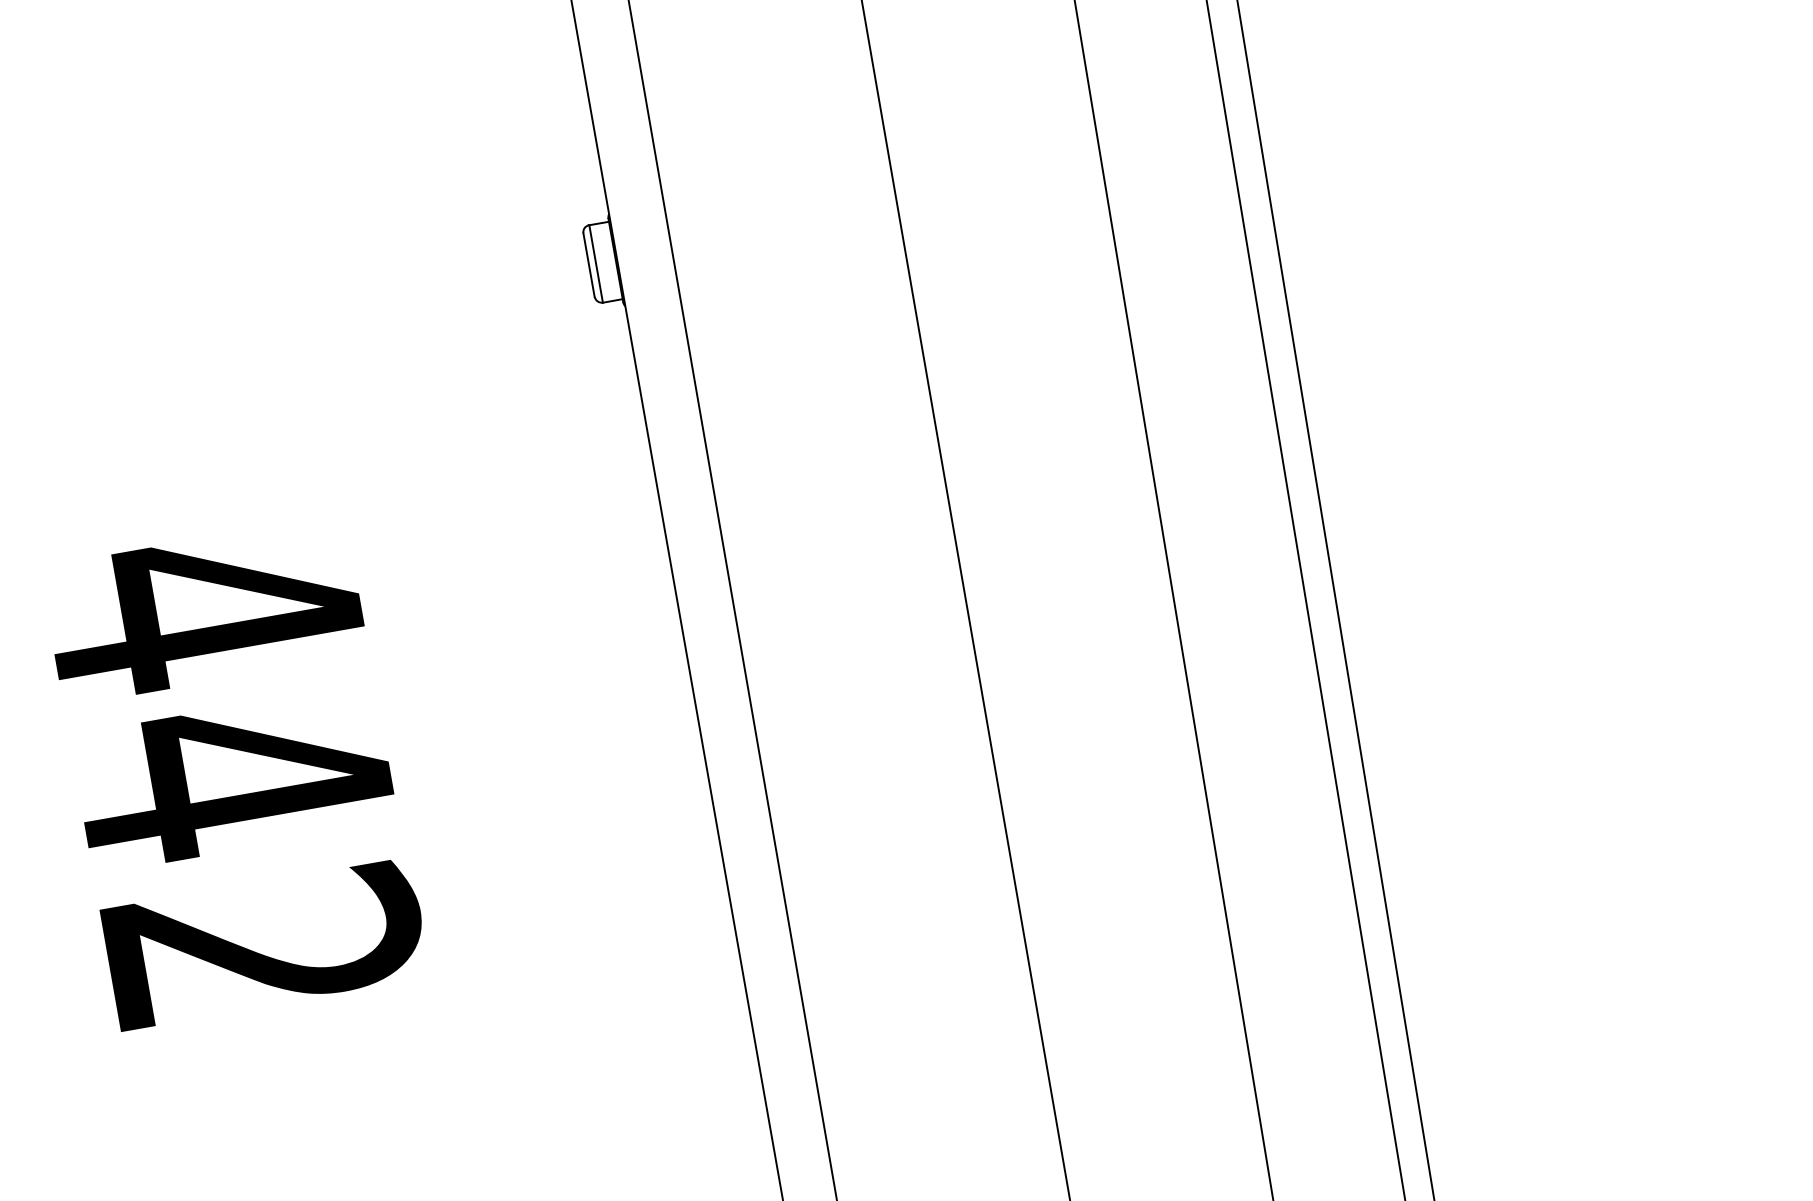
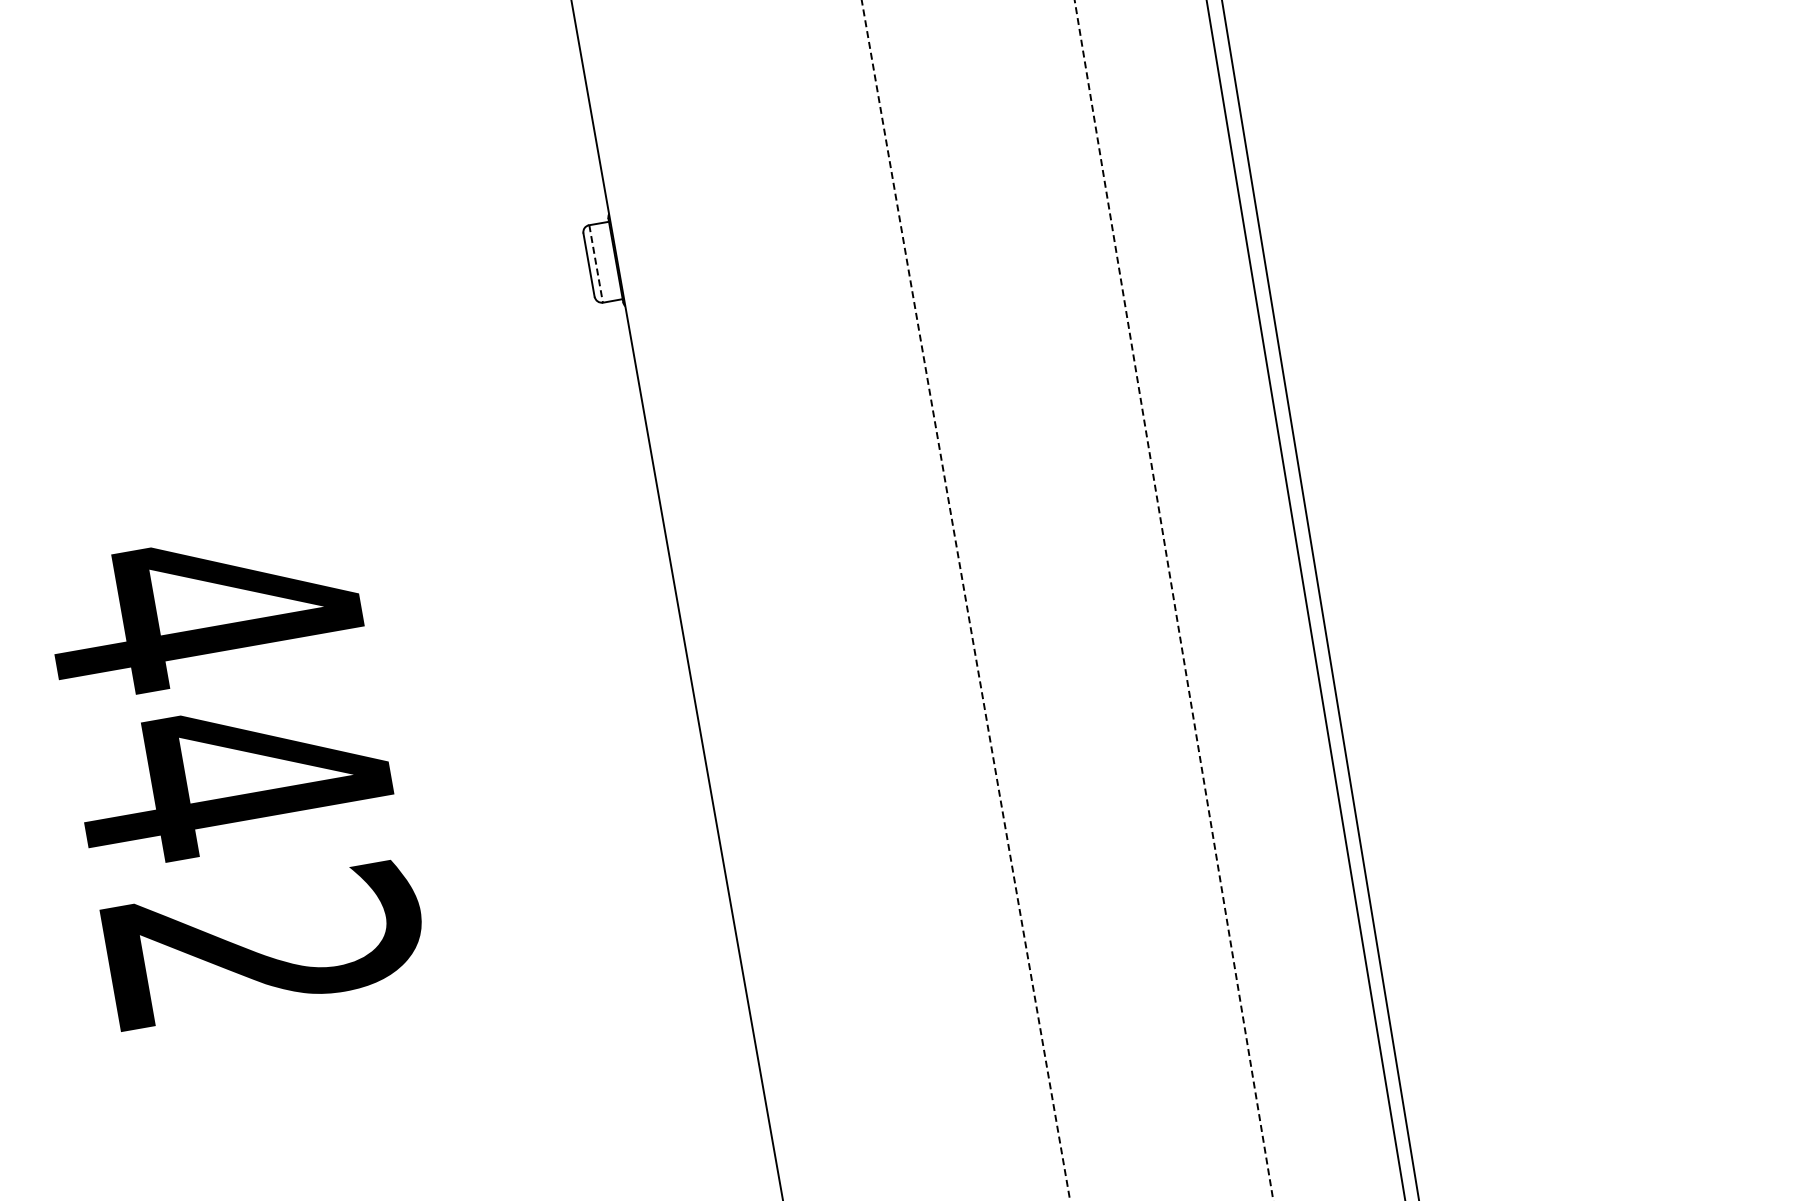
line: solid -> dashed (596, 264)
line: present -> none (732, 599)
line position: (1335, 599) -> (1320, 599) (1320, 599)
line: solid -> dashed (965, 600)
line: solid -> dashed (1174, 600)
